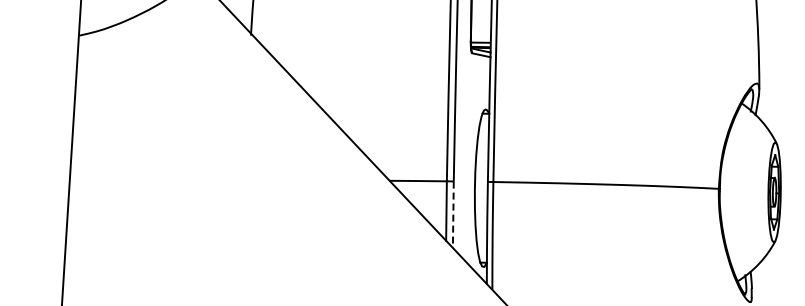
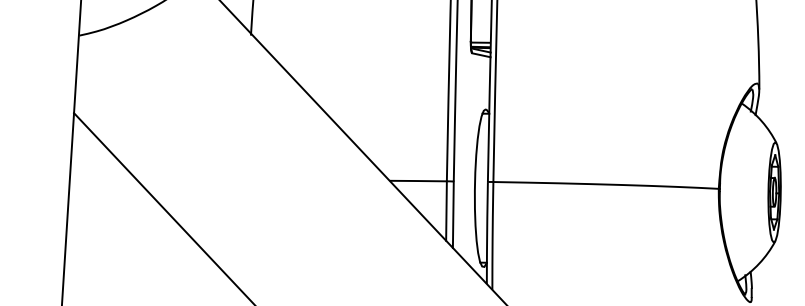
line: none -> present (163, 207)
line: dashed -> solid (453, 215)
